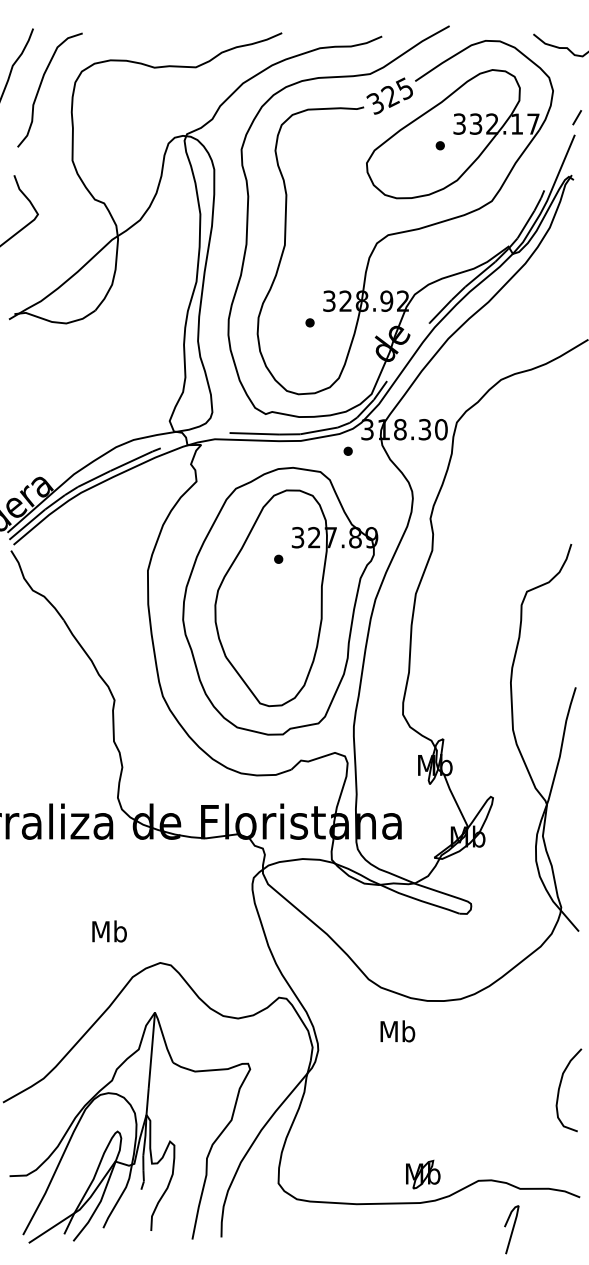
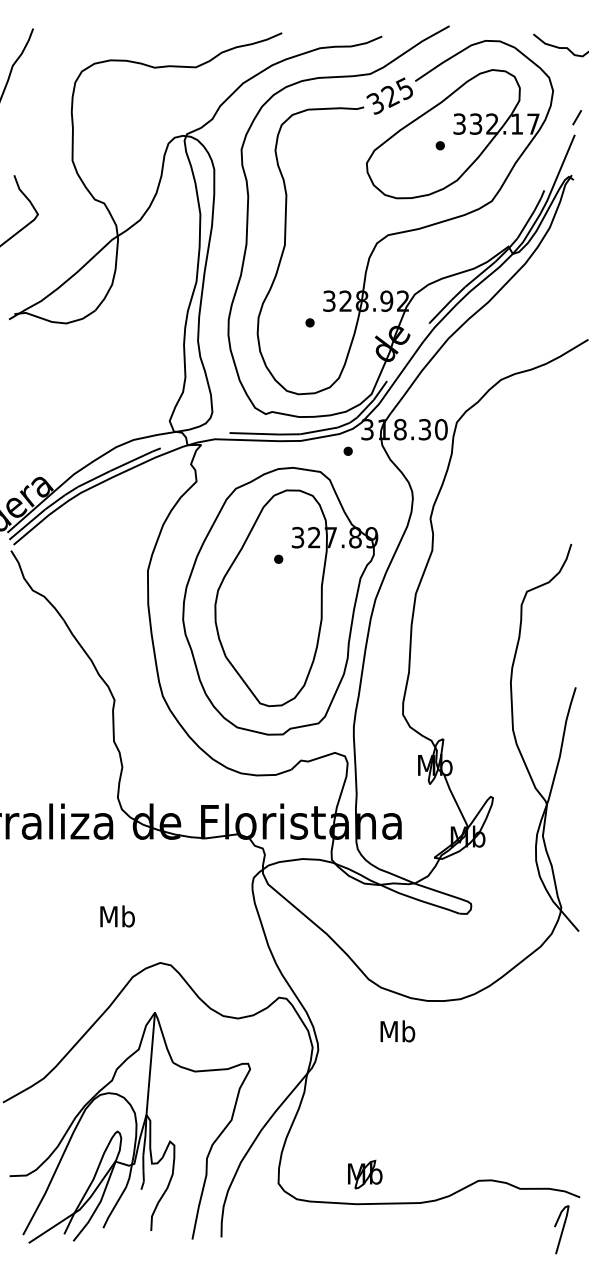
curve: present -> none (41, 85)
text position: (109, 931) -> (117, 916) (117, 916)
curve: present -> none (560, 1087)
part position: (423, 1174) -> (365, 1174) (365, 1174)
curve position: (512, 1229) -> (562, 1229) (562, 1229)
